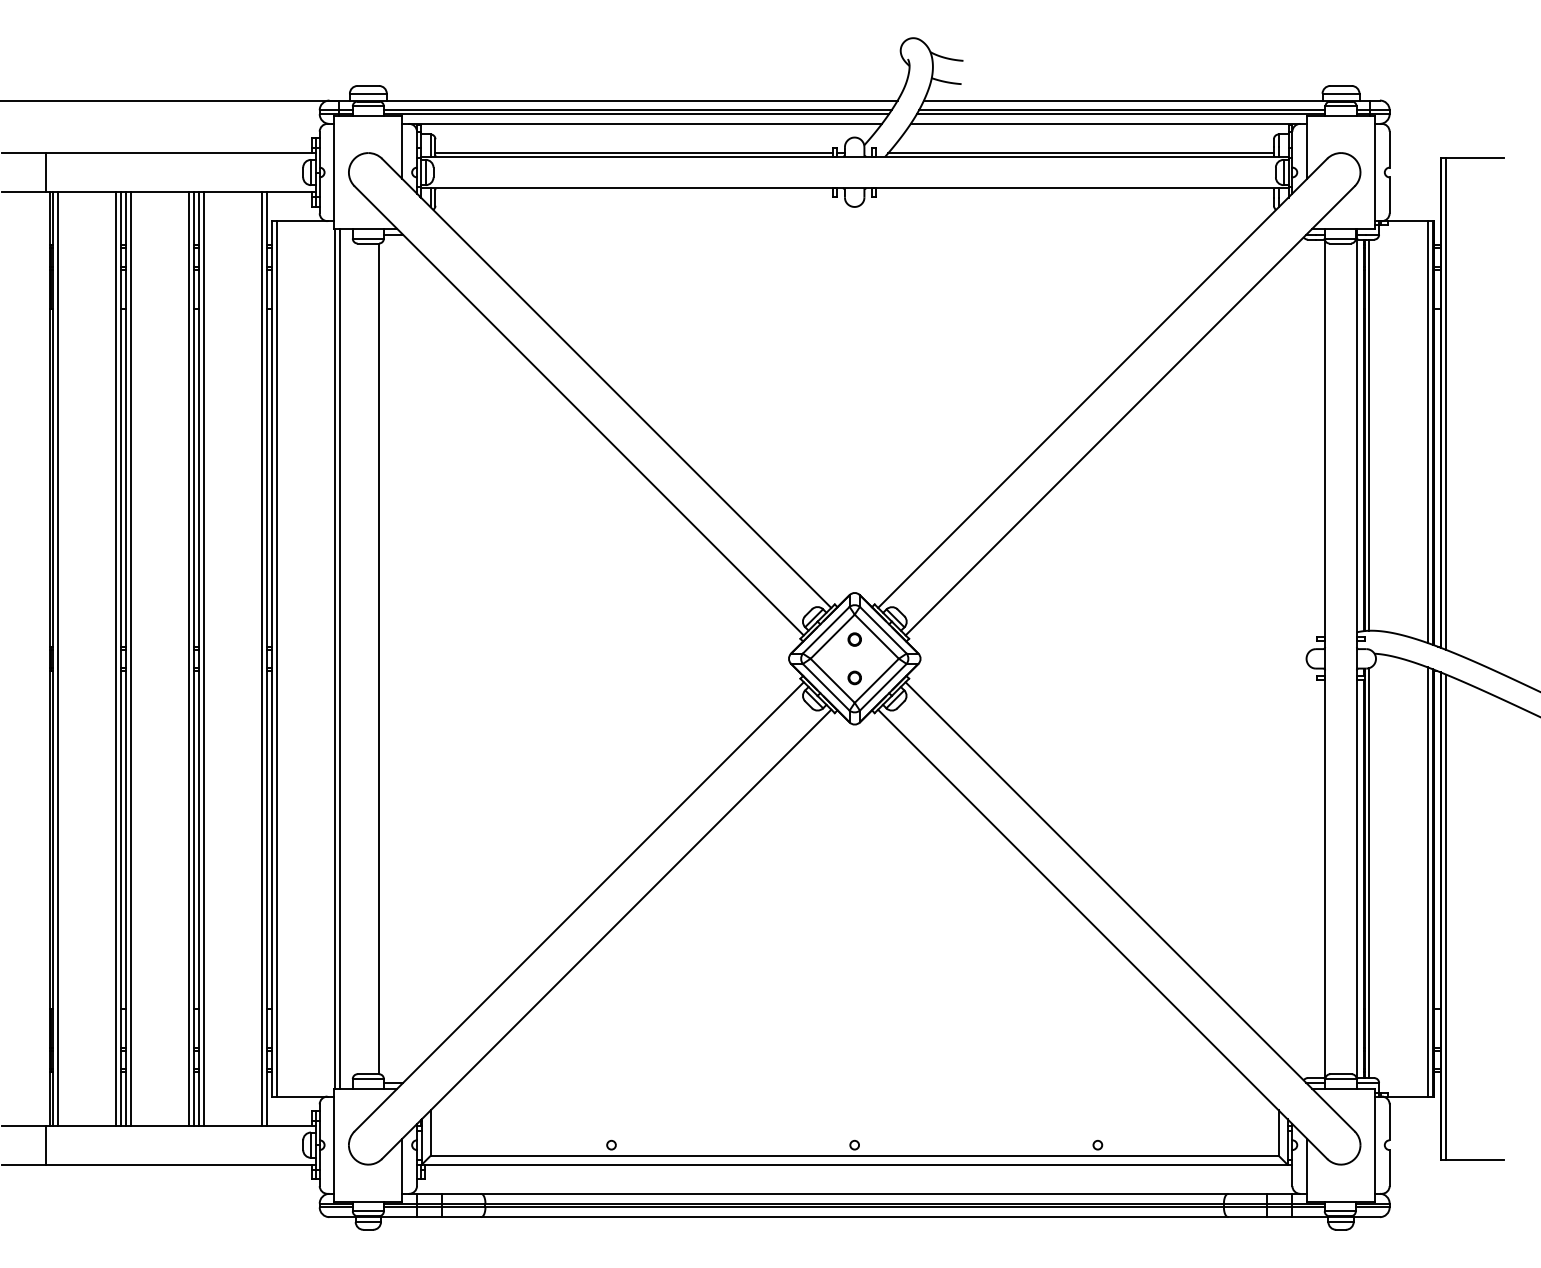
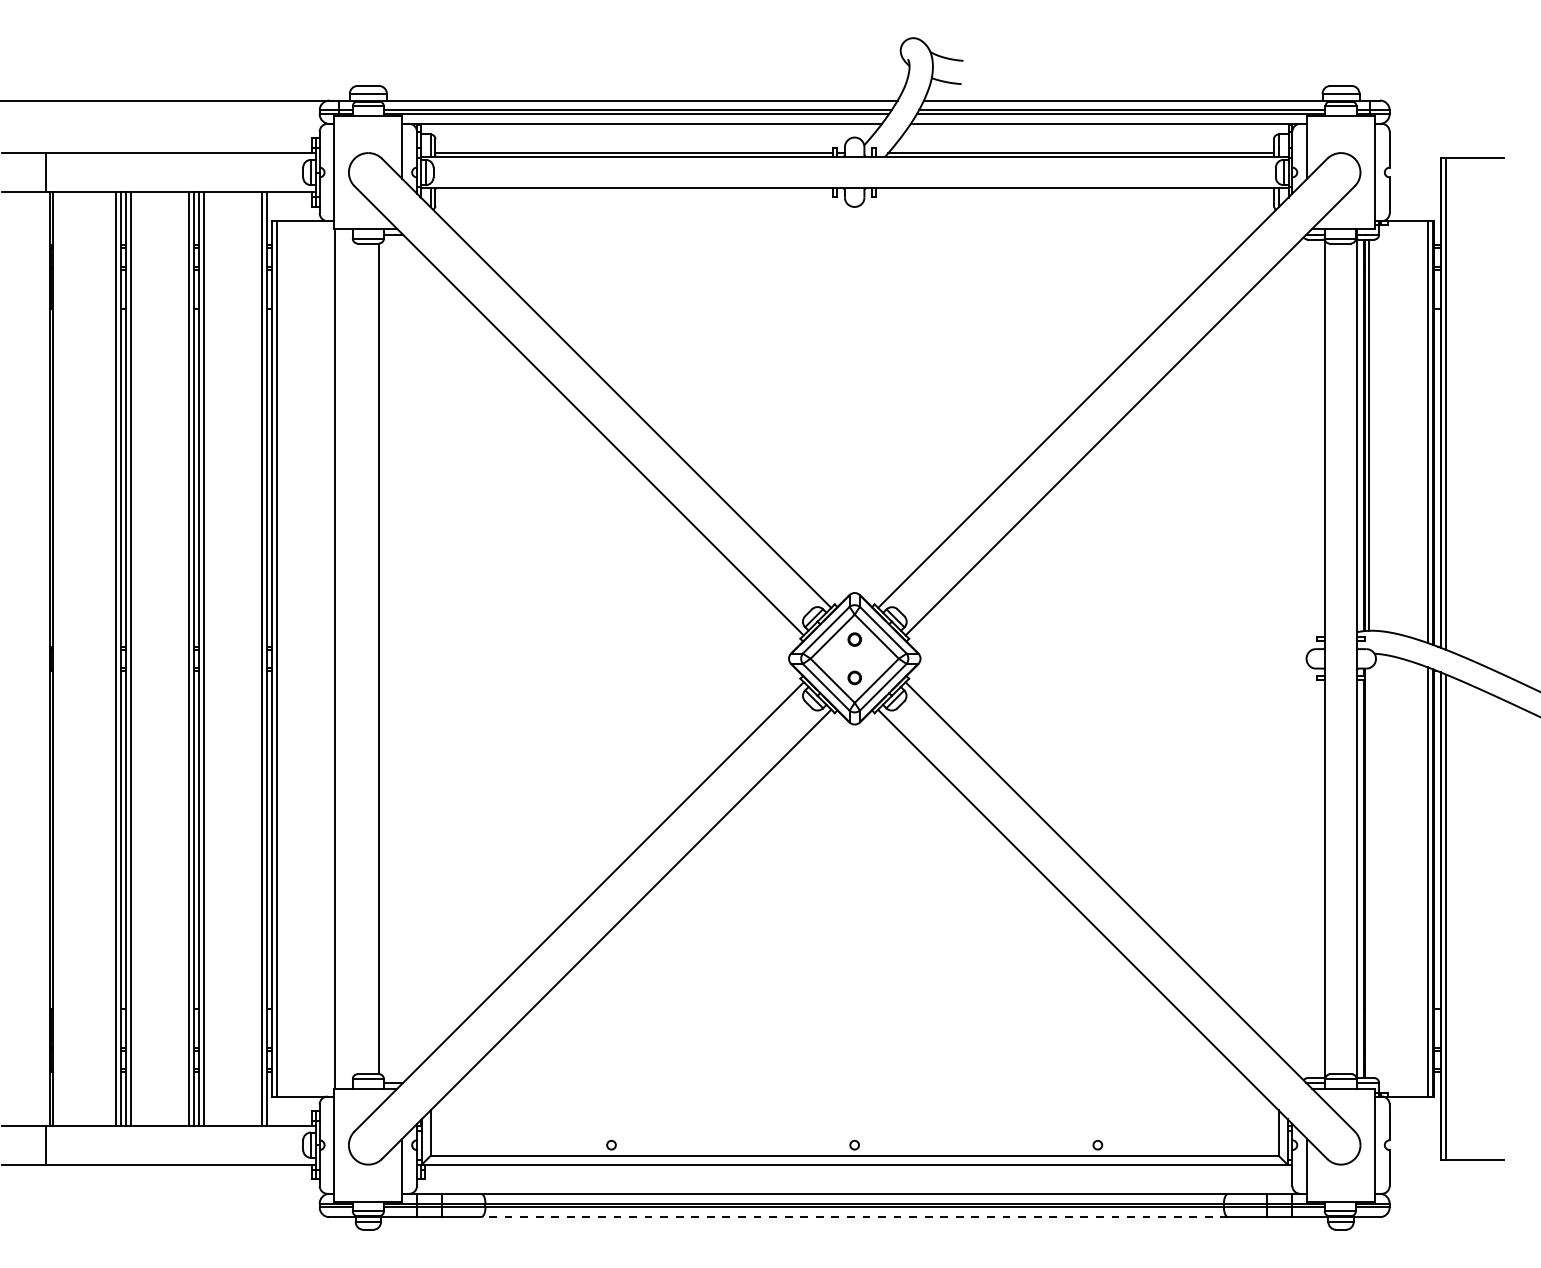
line: present -> none (58, 658)
line: present -> none (340, 658)
line: present -> none (1369, 873)
line: solid -> dashed (854, 1217)
